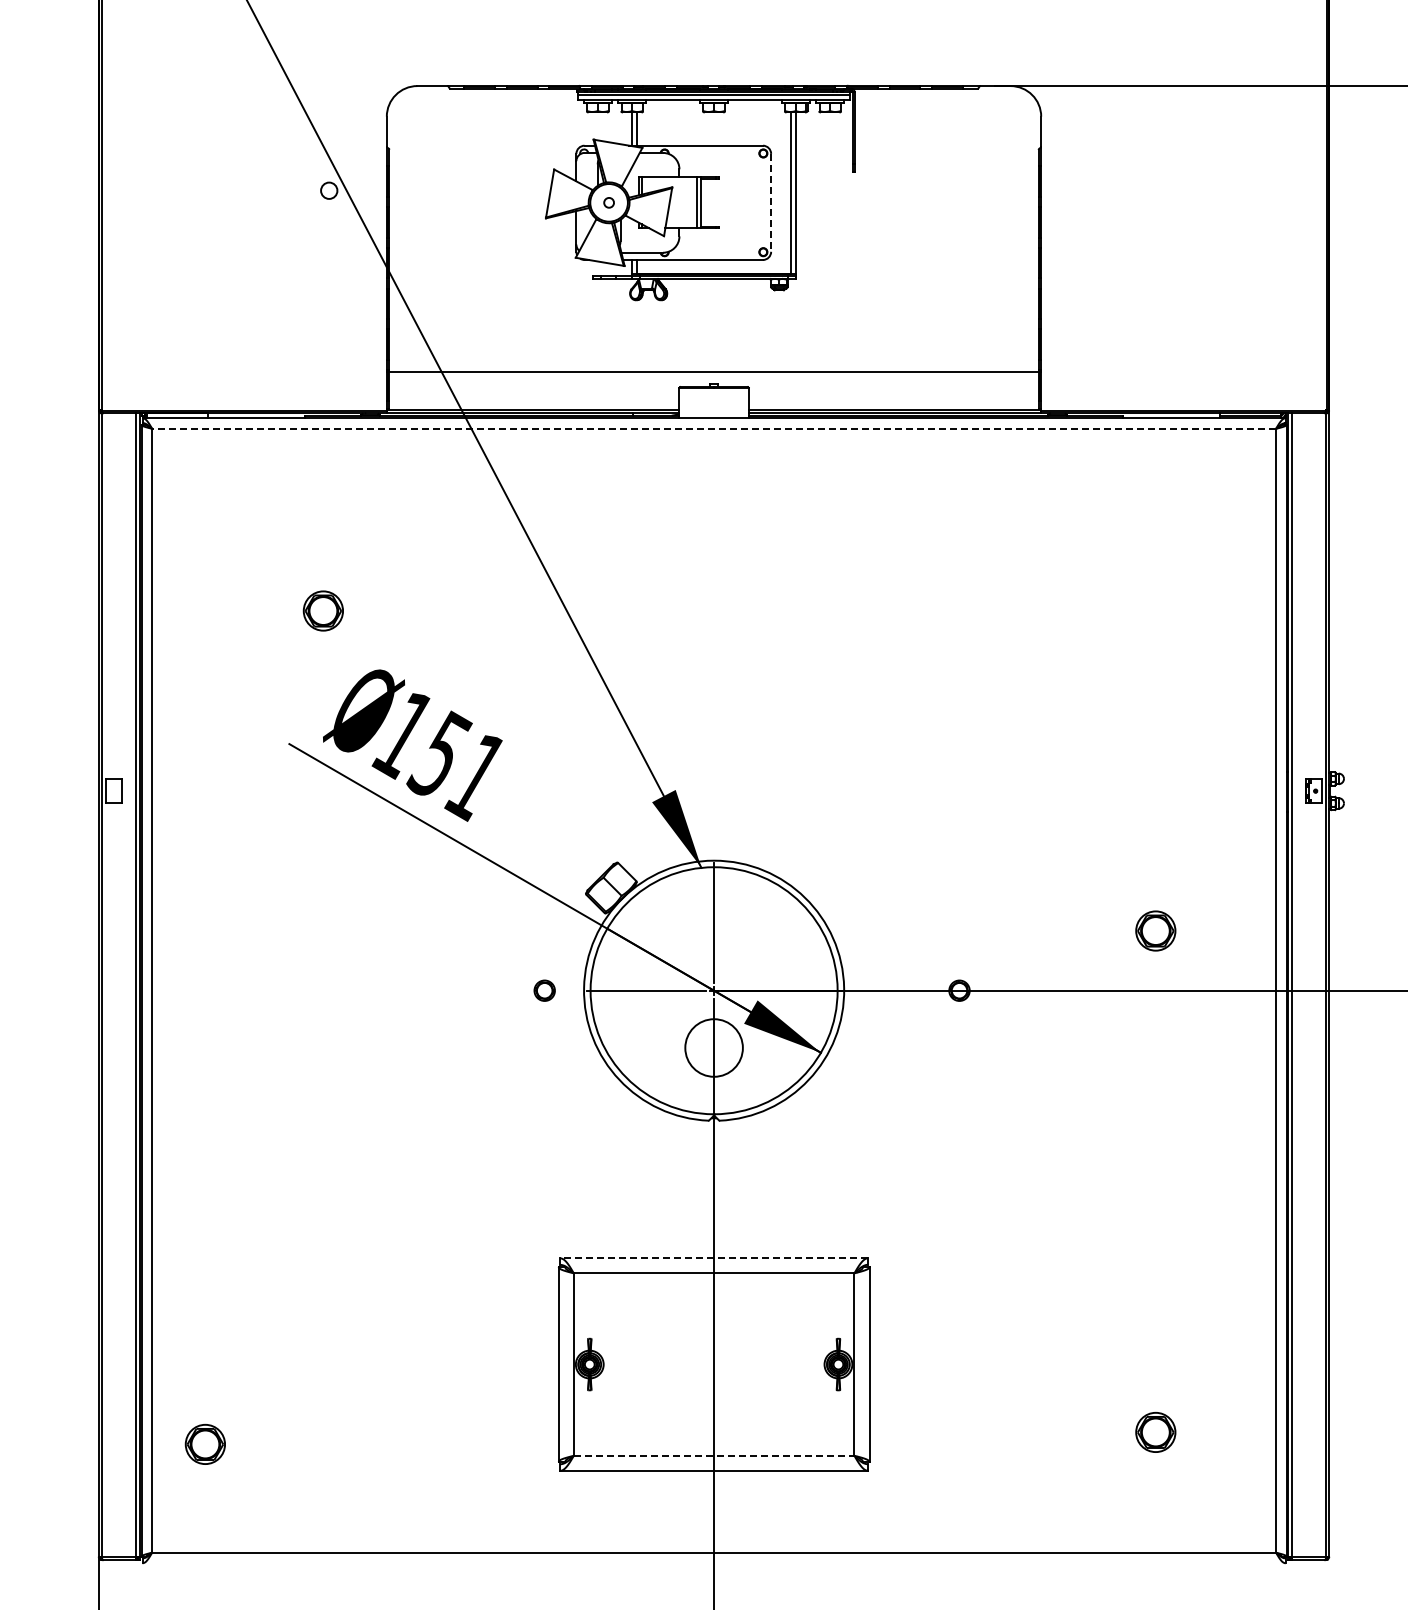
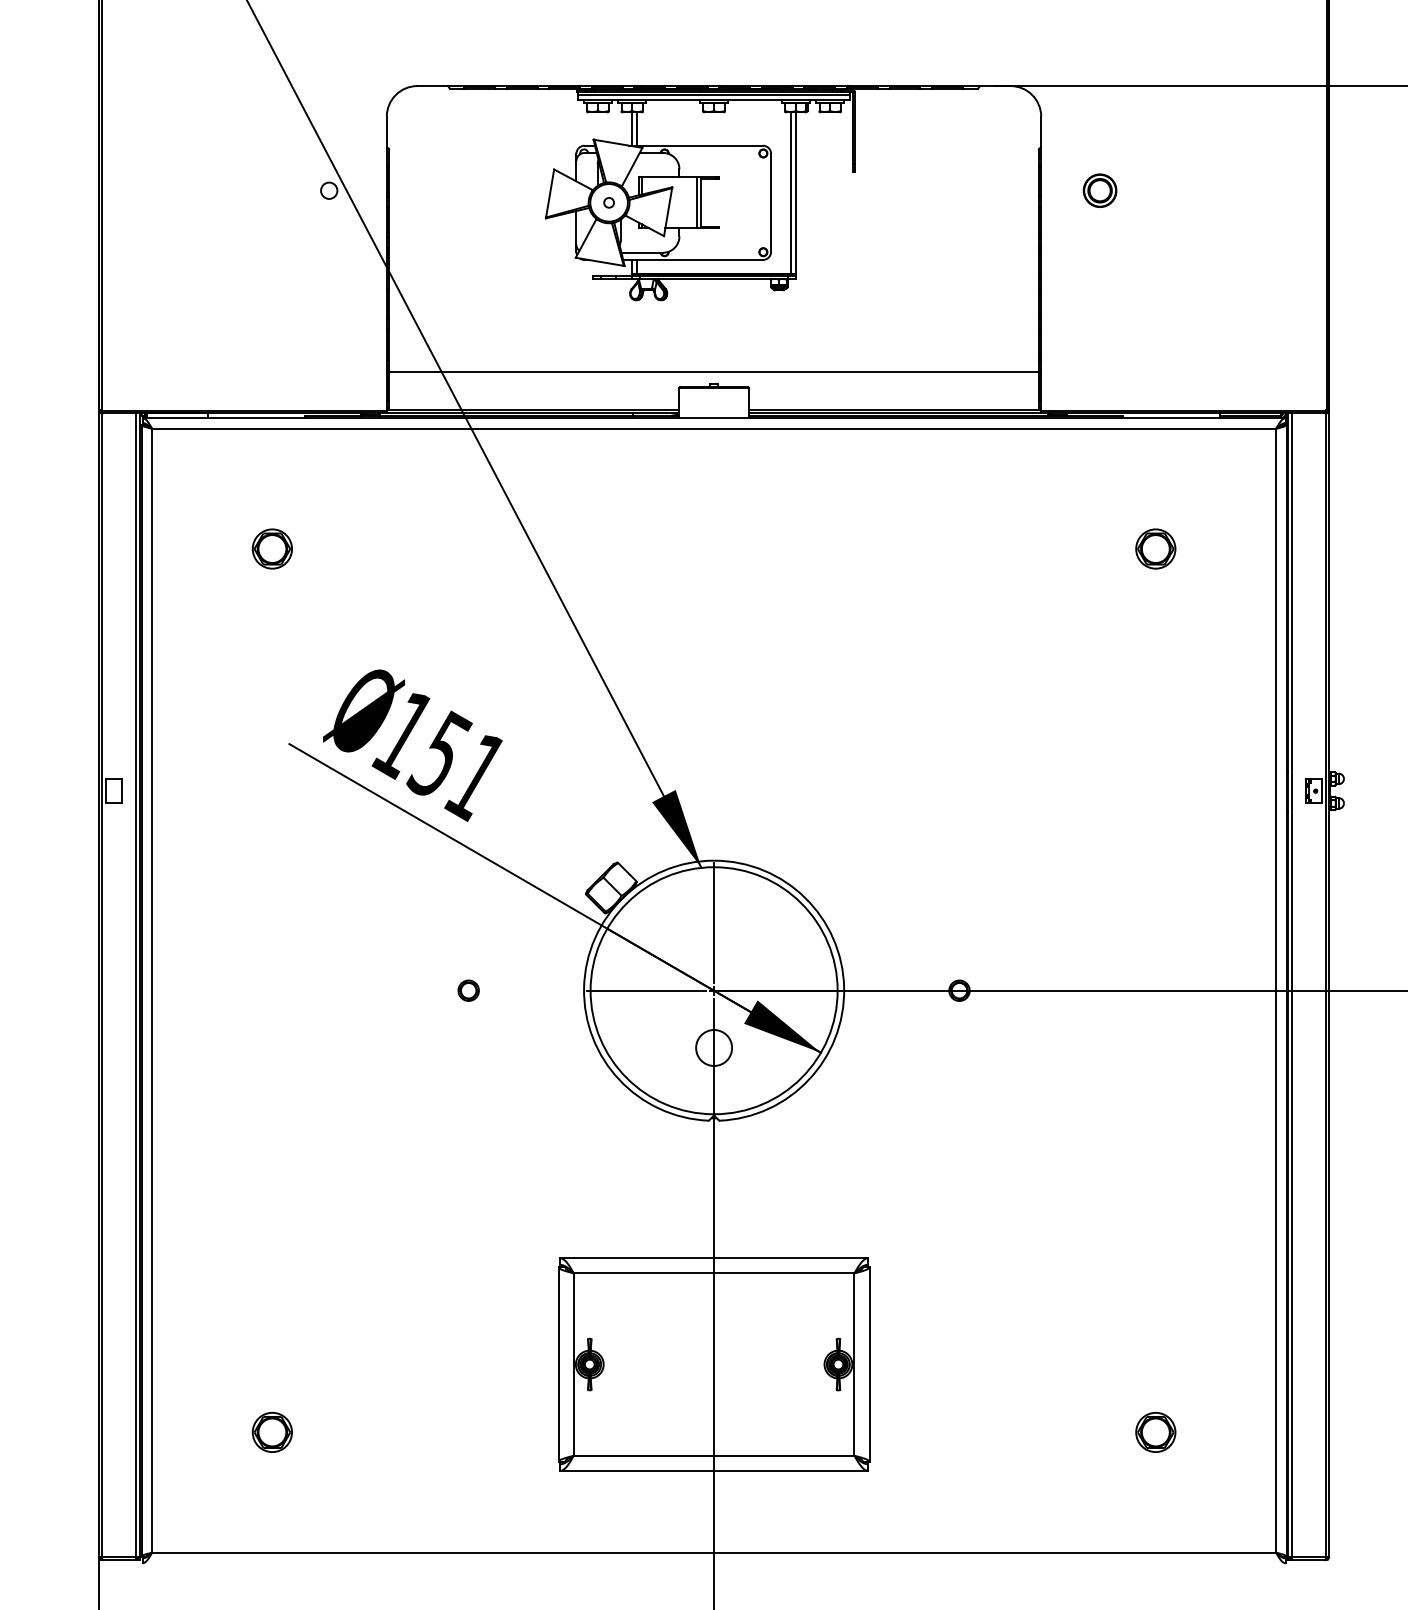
part: none -> present (1099, 190)
line: dashed -> solid (771, 202)
line: dashed -> solid (714, 428)
part position: (322, 610) -> (271, 548) (271, 548)
part position: (1155, 930) -> (1155, 548) (1155, 548)
part position: (544, 990) -> (468, 990) (468, 990)
circle diameter: 58 px -> 36 px (714, 1048)
line: dashed -> solid (713, 1258)
part position: (204, 1443) -> (271, 1431) (271, 1431)
line: dashed -> solid (714, 1455)
